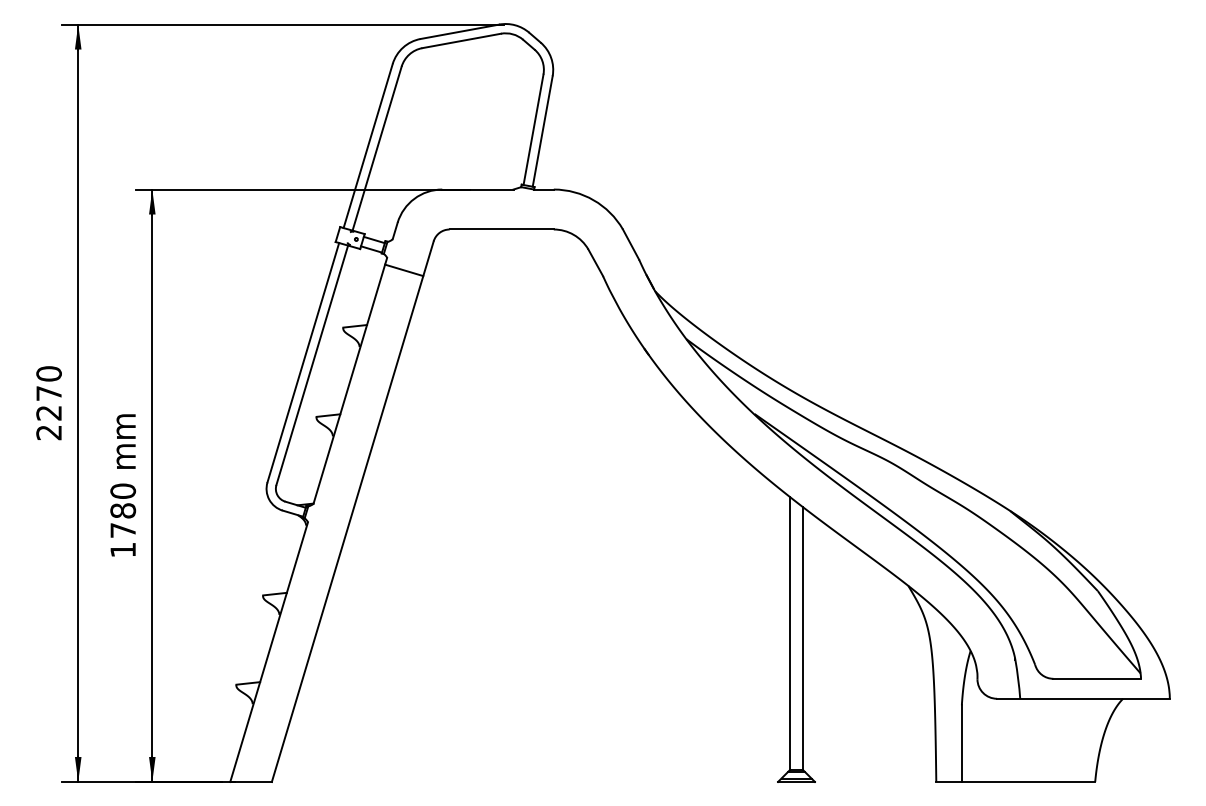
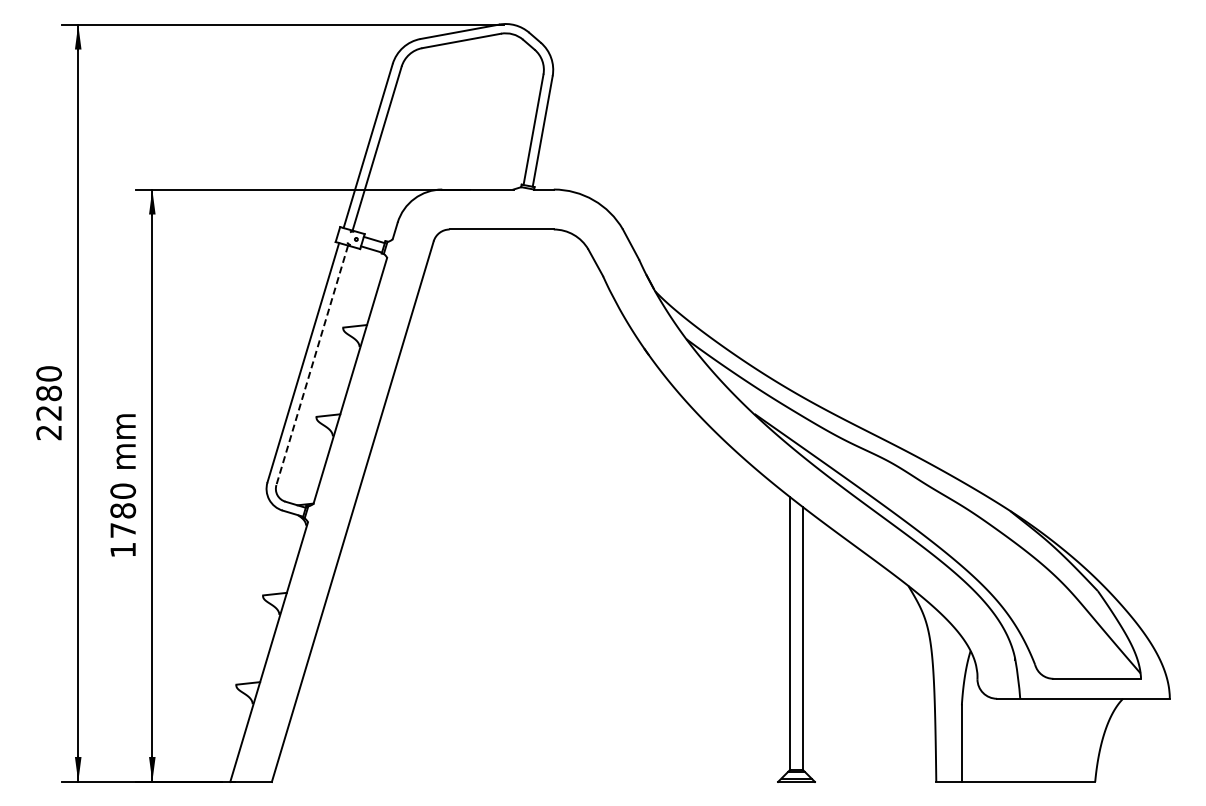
line: present -> none (404, 270)
line: solid -> dashed (312, 365)
text: 2270 -> 2280 (48, 393)
